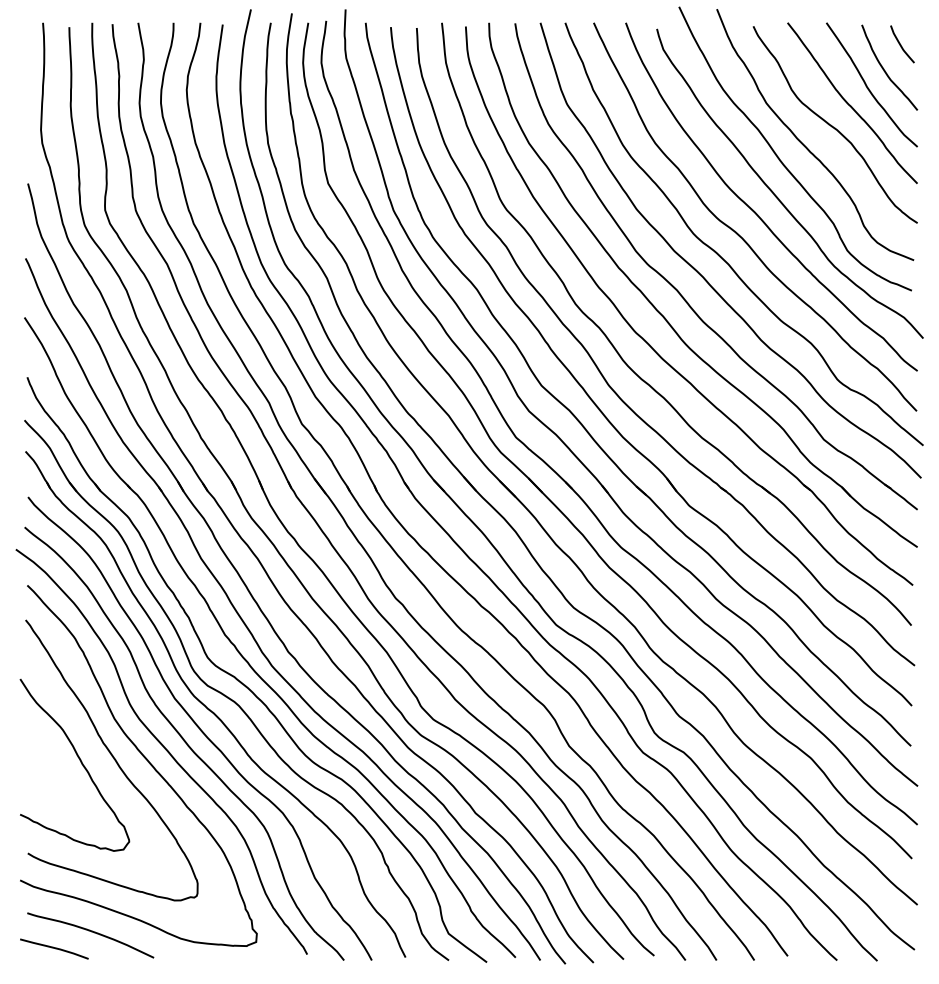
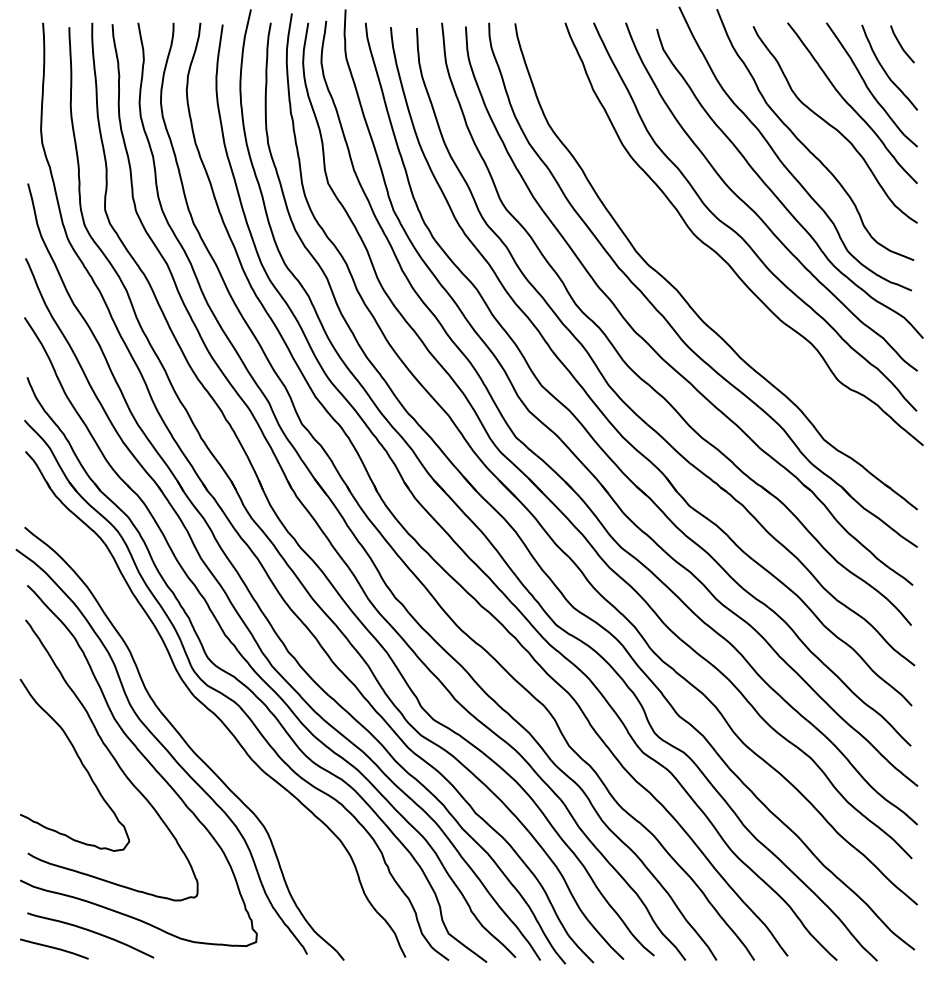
curve: present -> none (703, 276)
curve: present -> none (199, 728)
